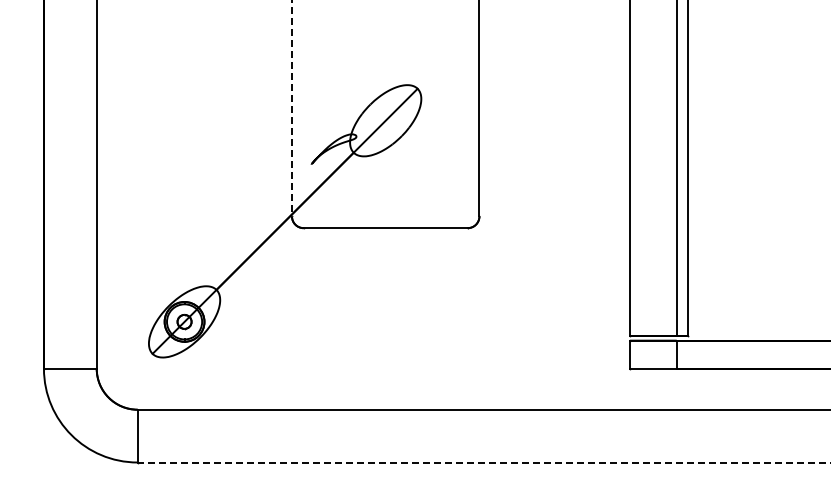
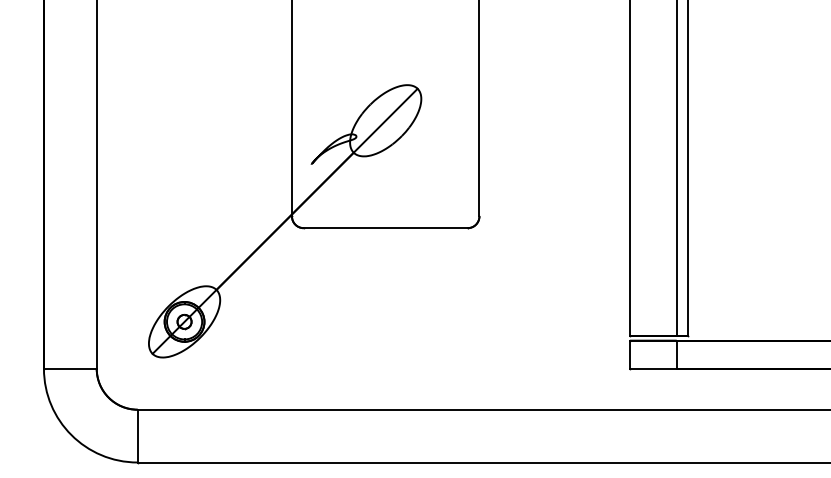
line: dashed -> solid (291, 108)
line: dashed -> solid (483, 462)
